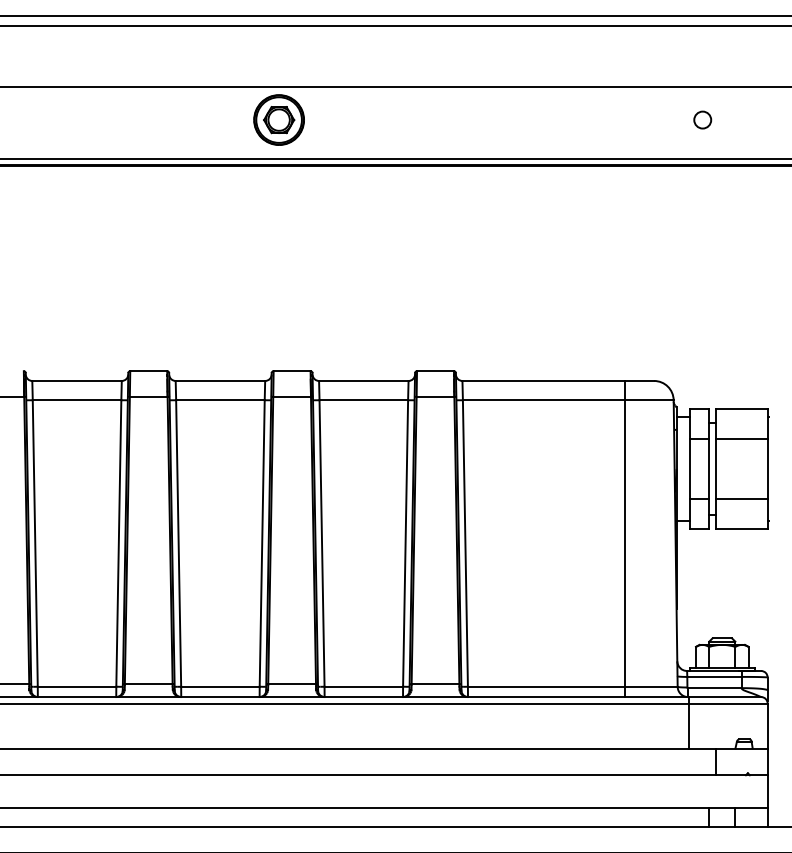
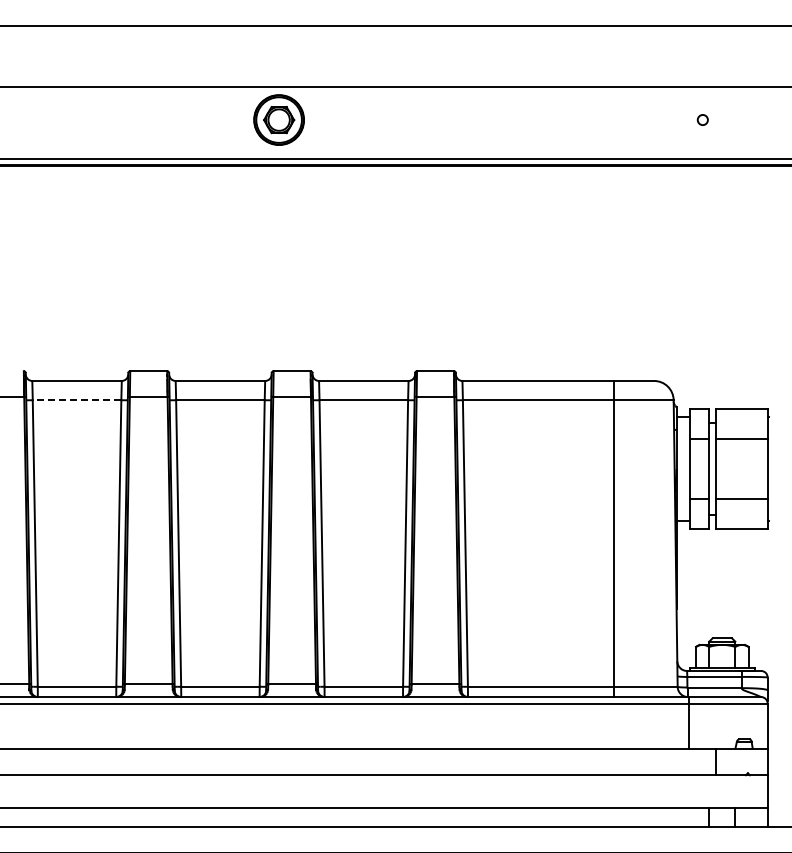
line: present -> none (395, 15)
circle size: 20x20 px -> 13x12 px (702, 119)
line: solid -> dashed (76, 400)
line position: (624, 538) -> (613, 538) (613, 538)
